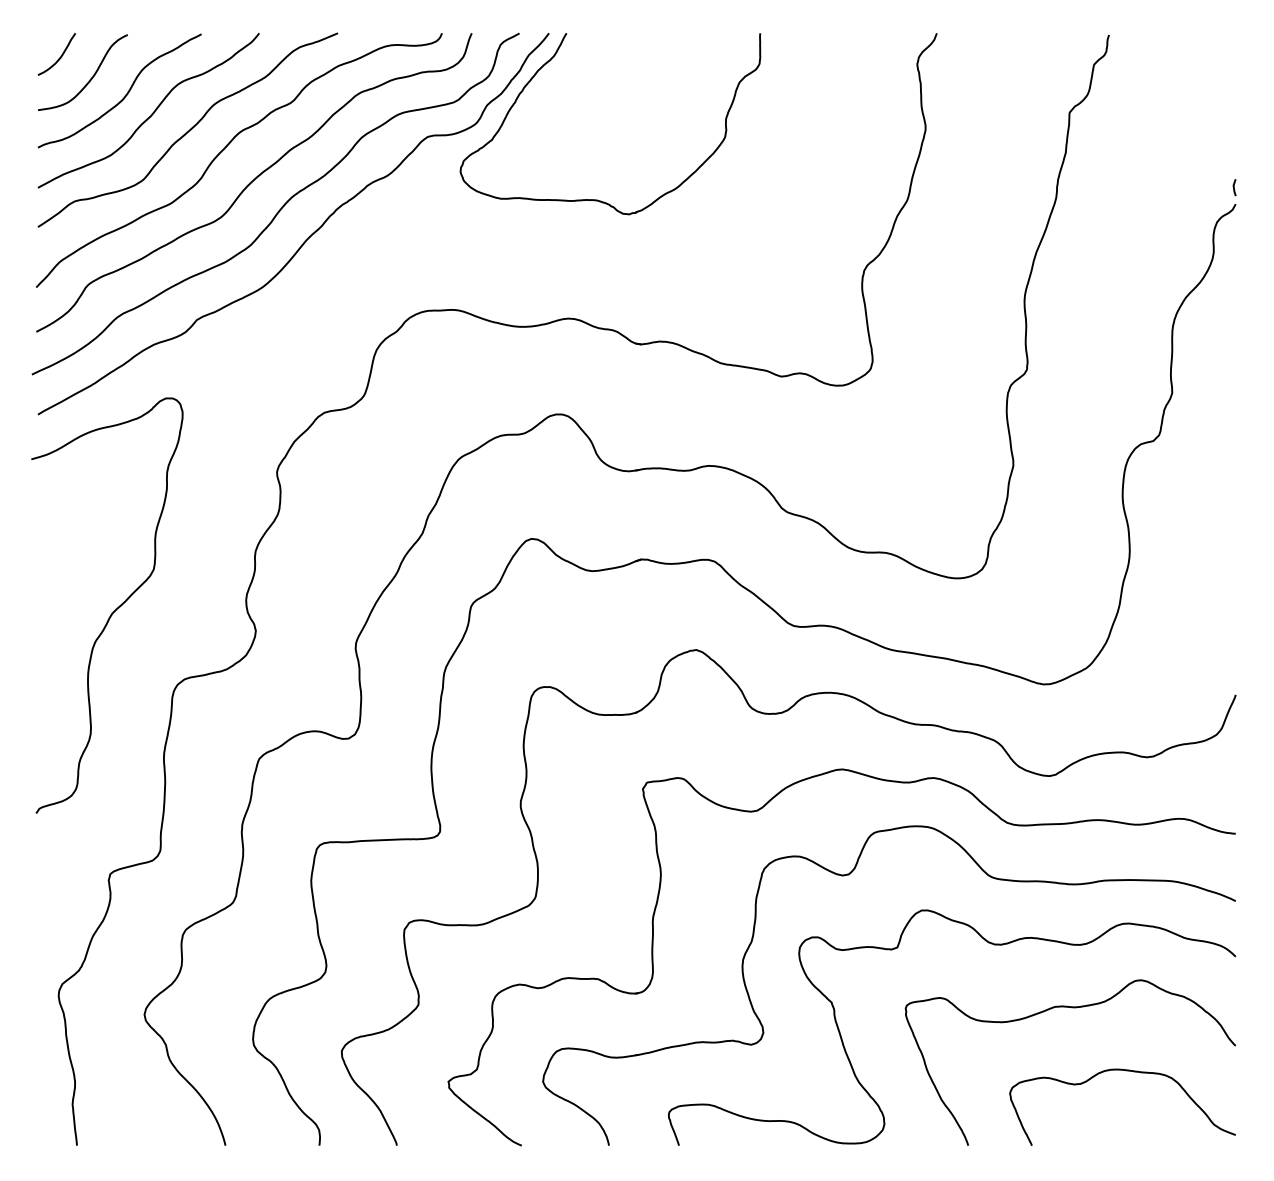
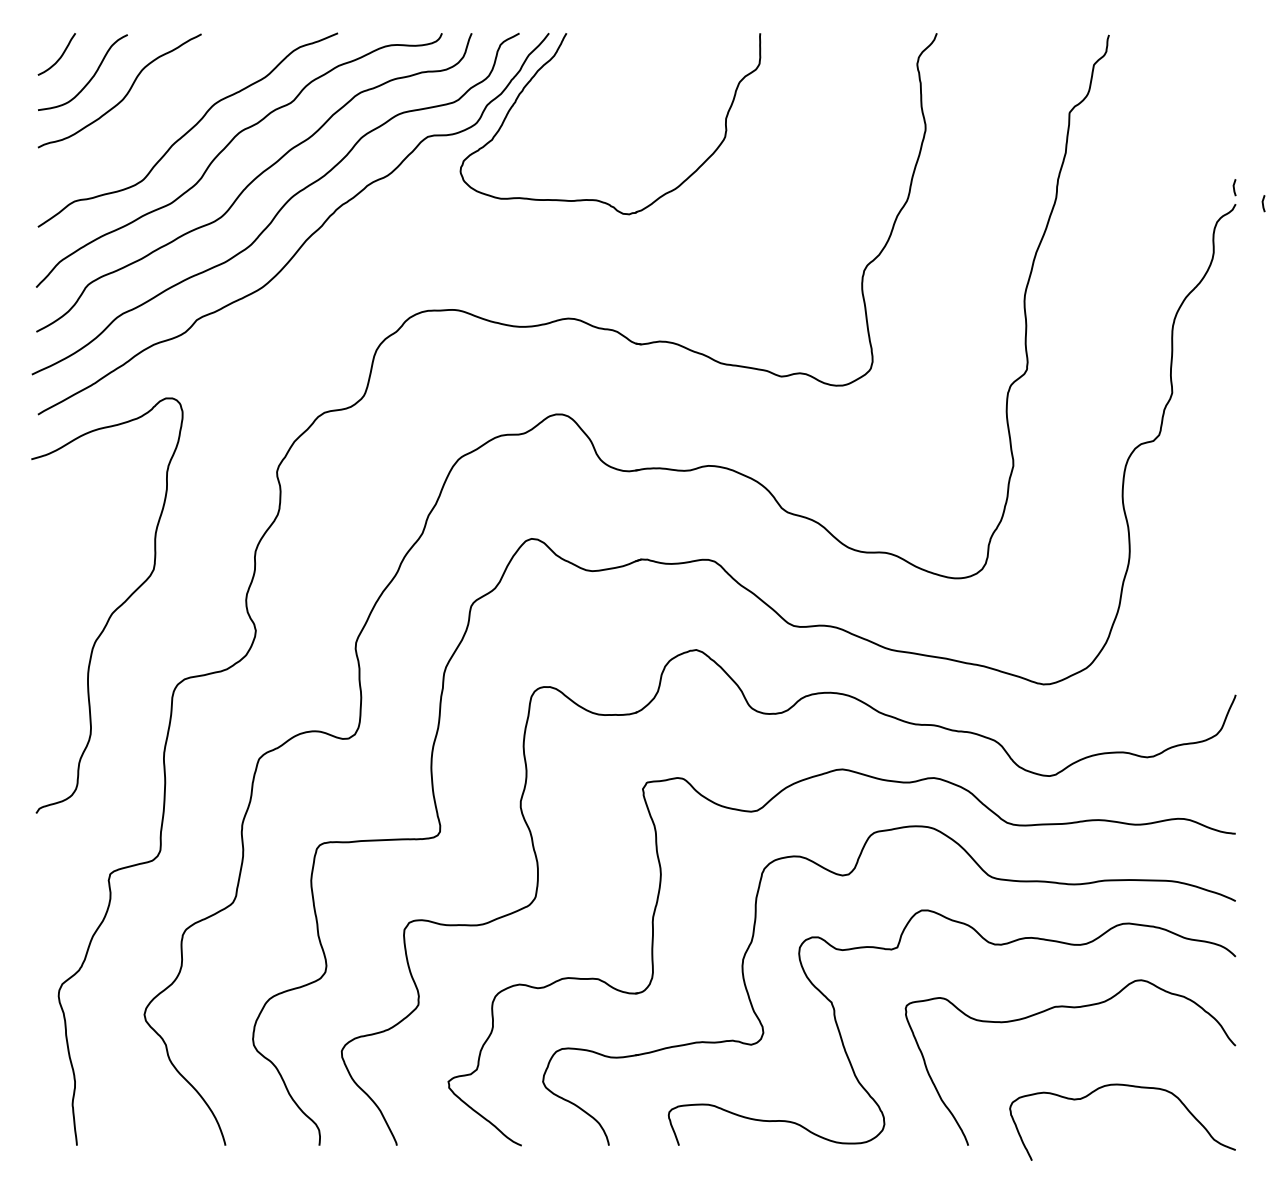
curve: present -> none (151, 113)
curve: none -> present (1263, 203)
curve position: (1125, 1071) -> (1125, 1086) (1125, 1086)
